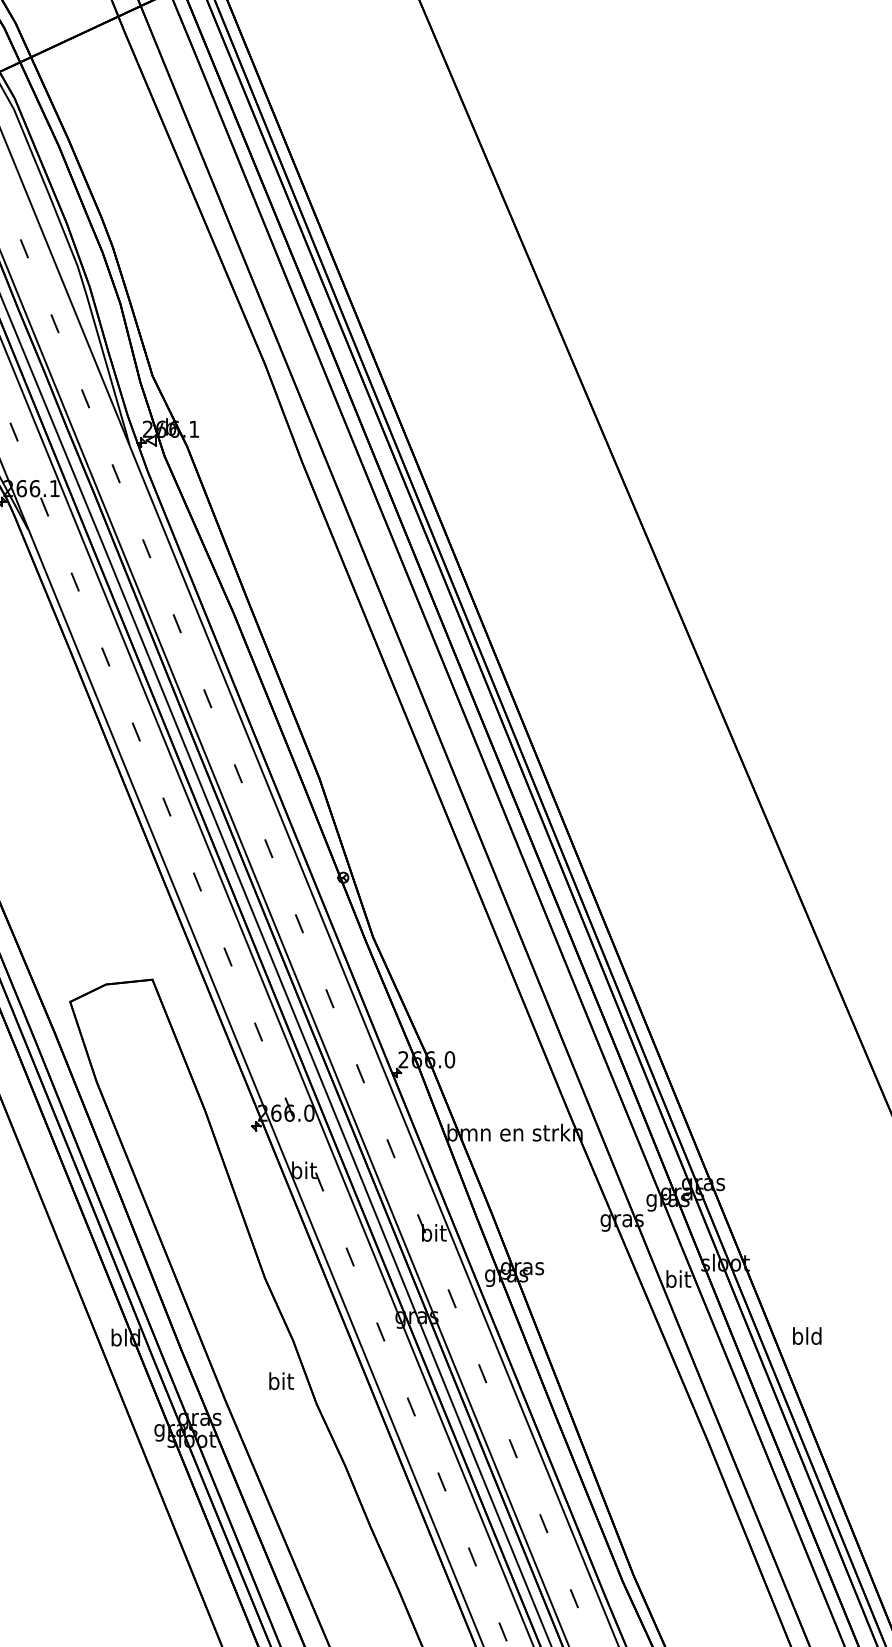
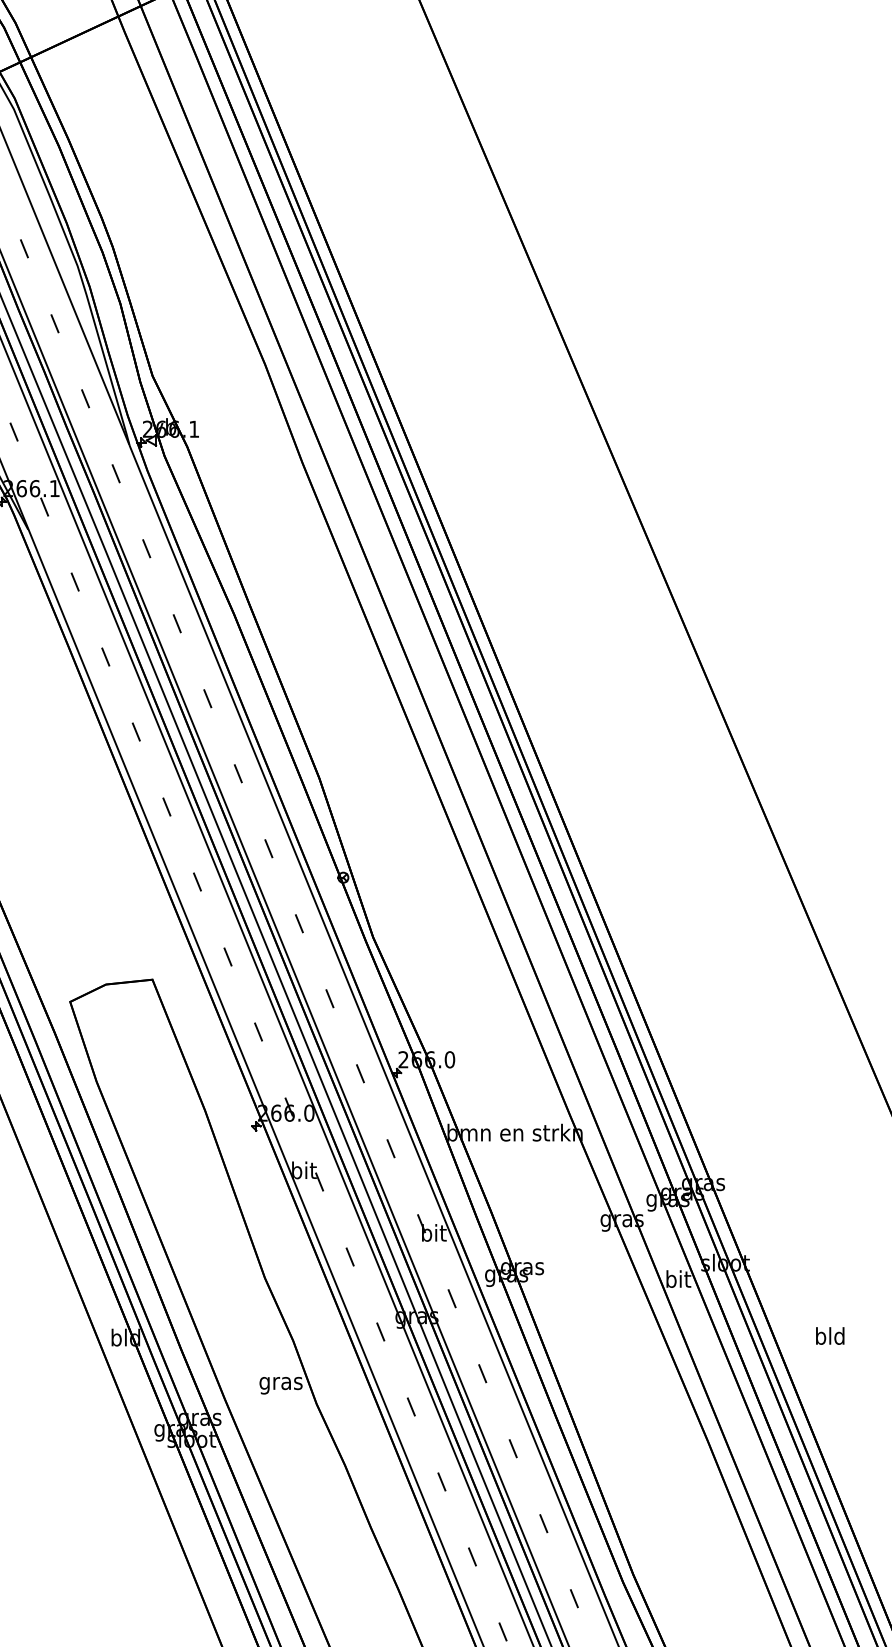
text position: (807, 1335) -> (830, 1335) (830, 1335)
text: bit -> gras (280, 1383)
